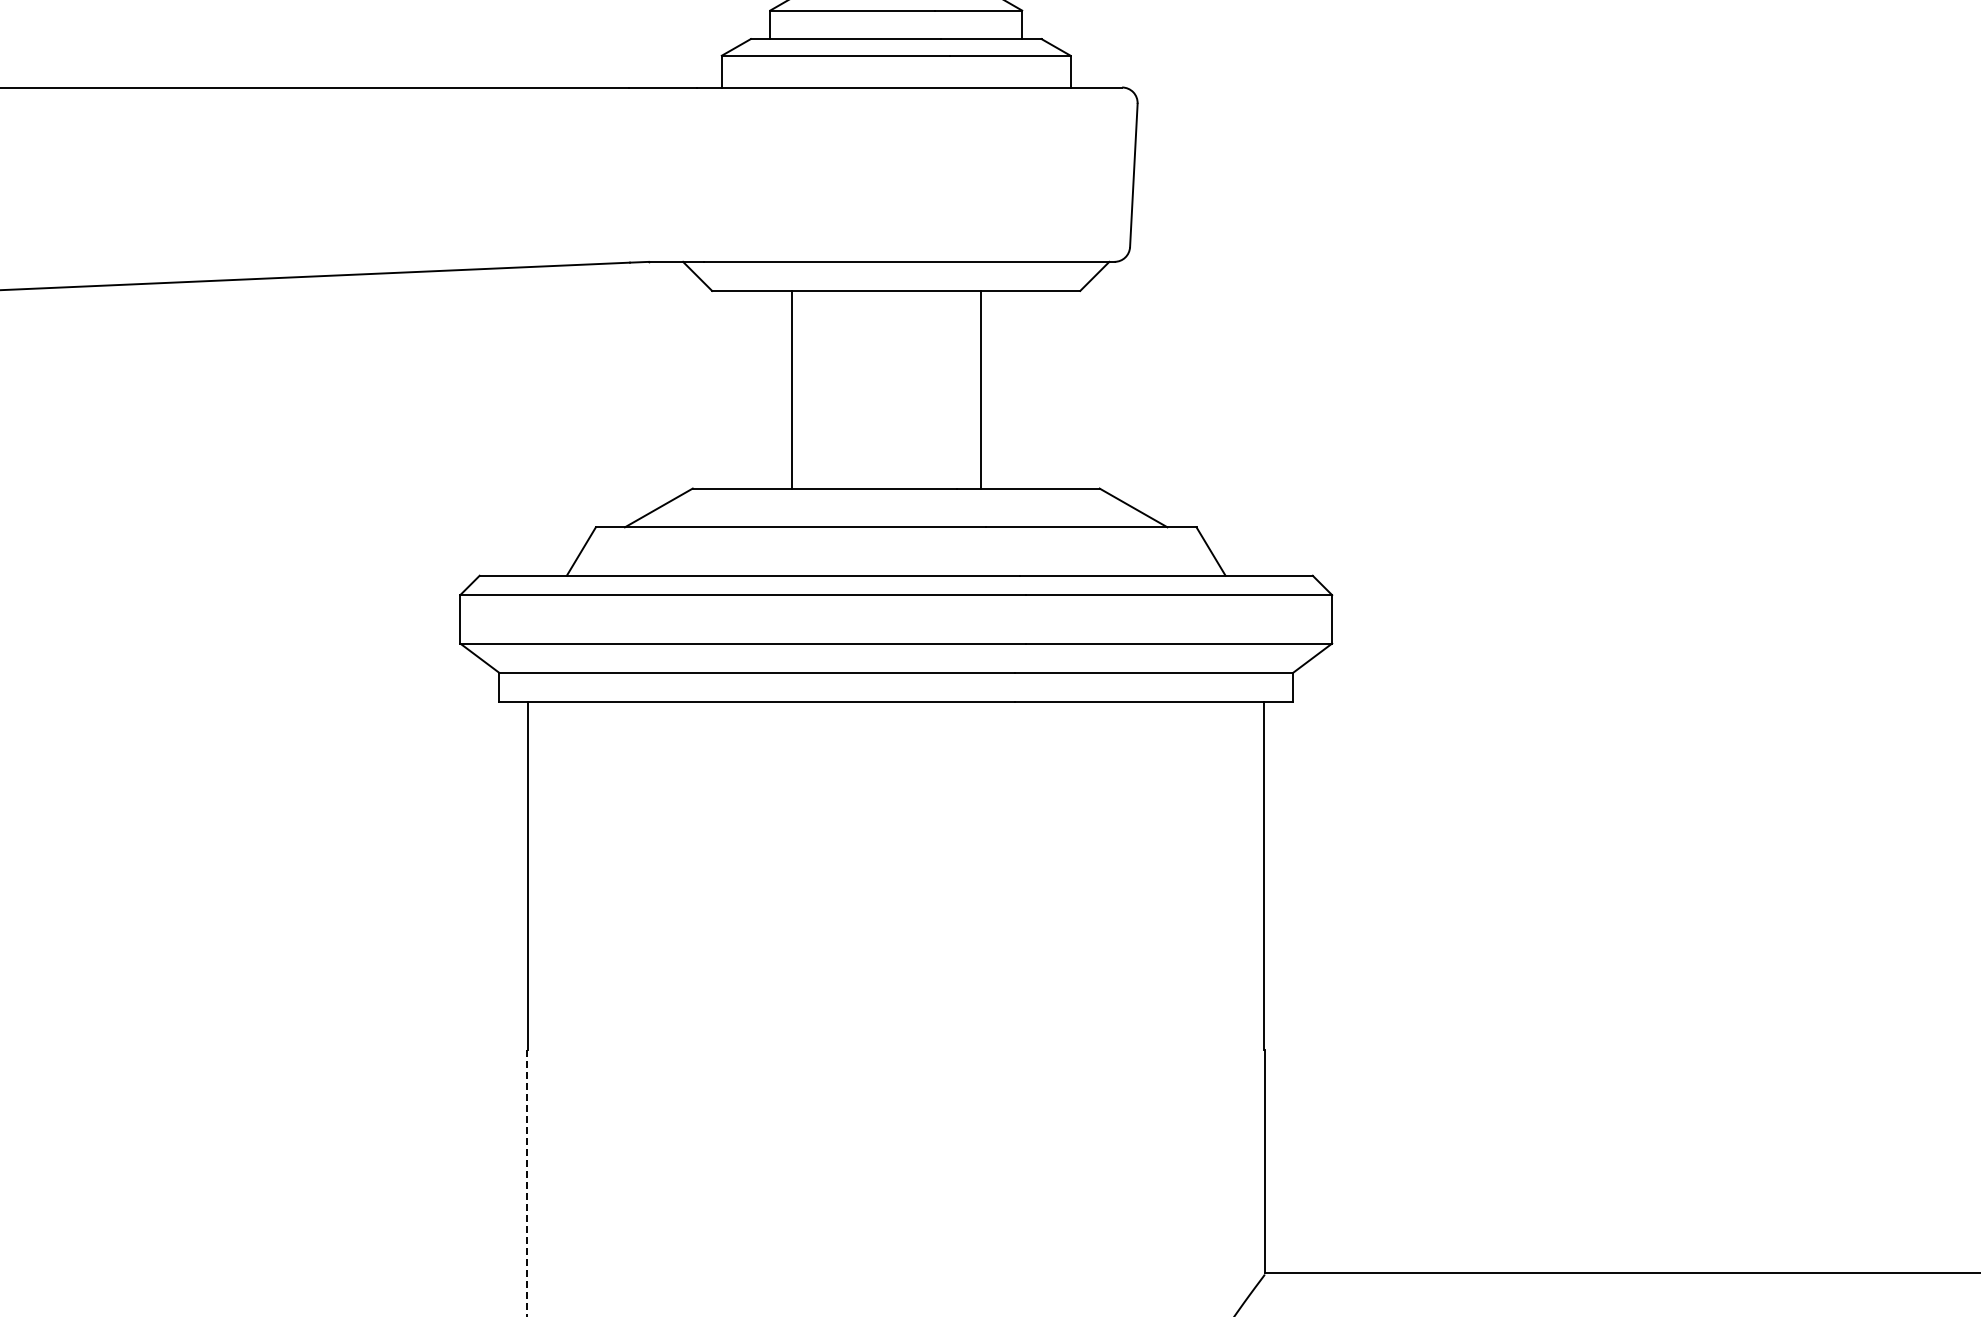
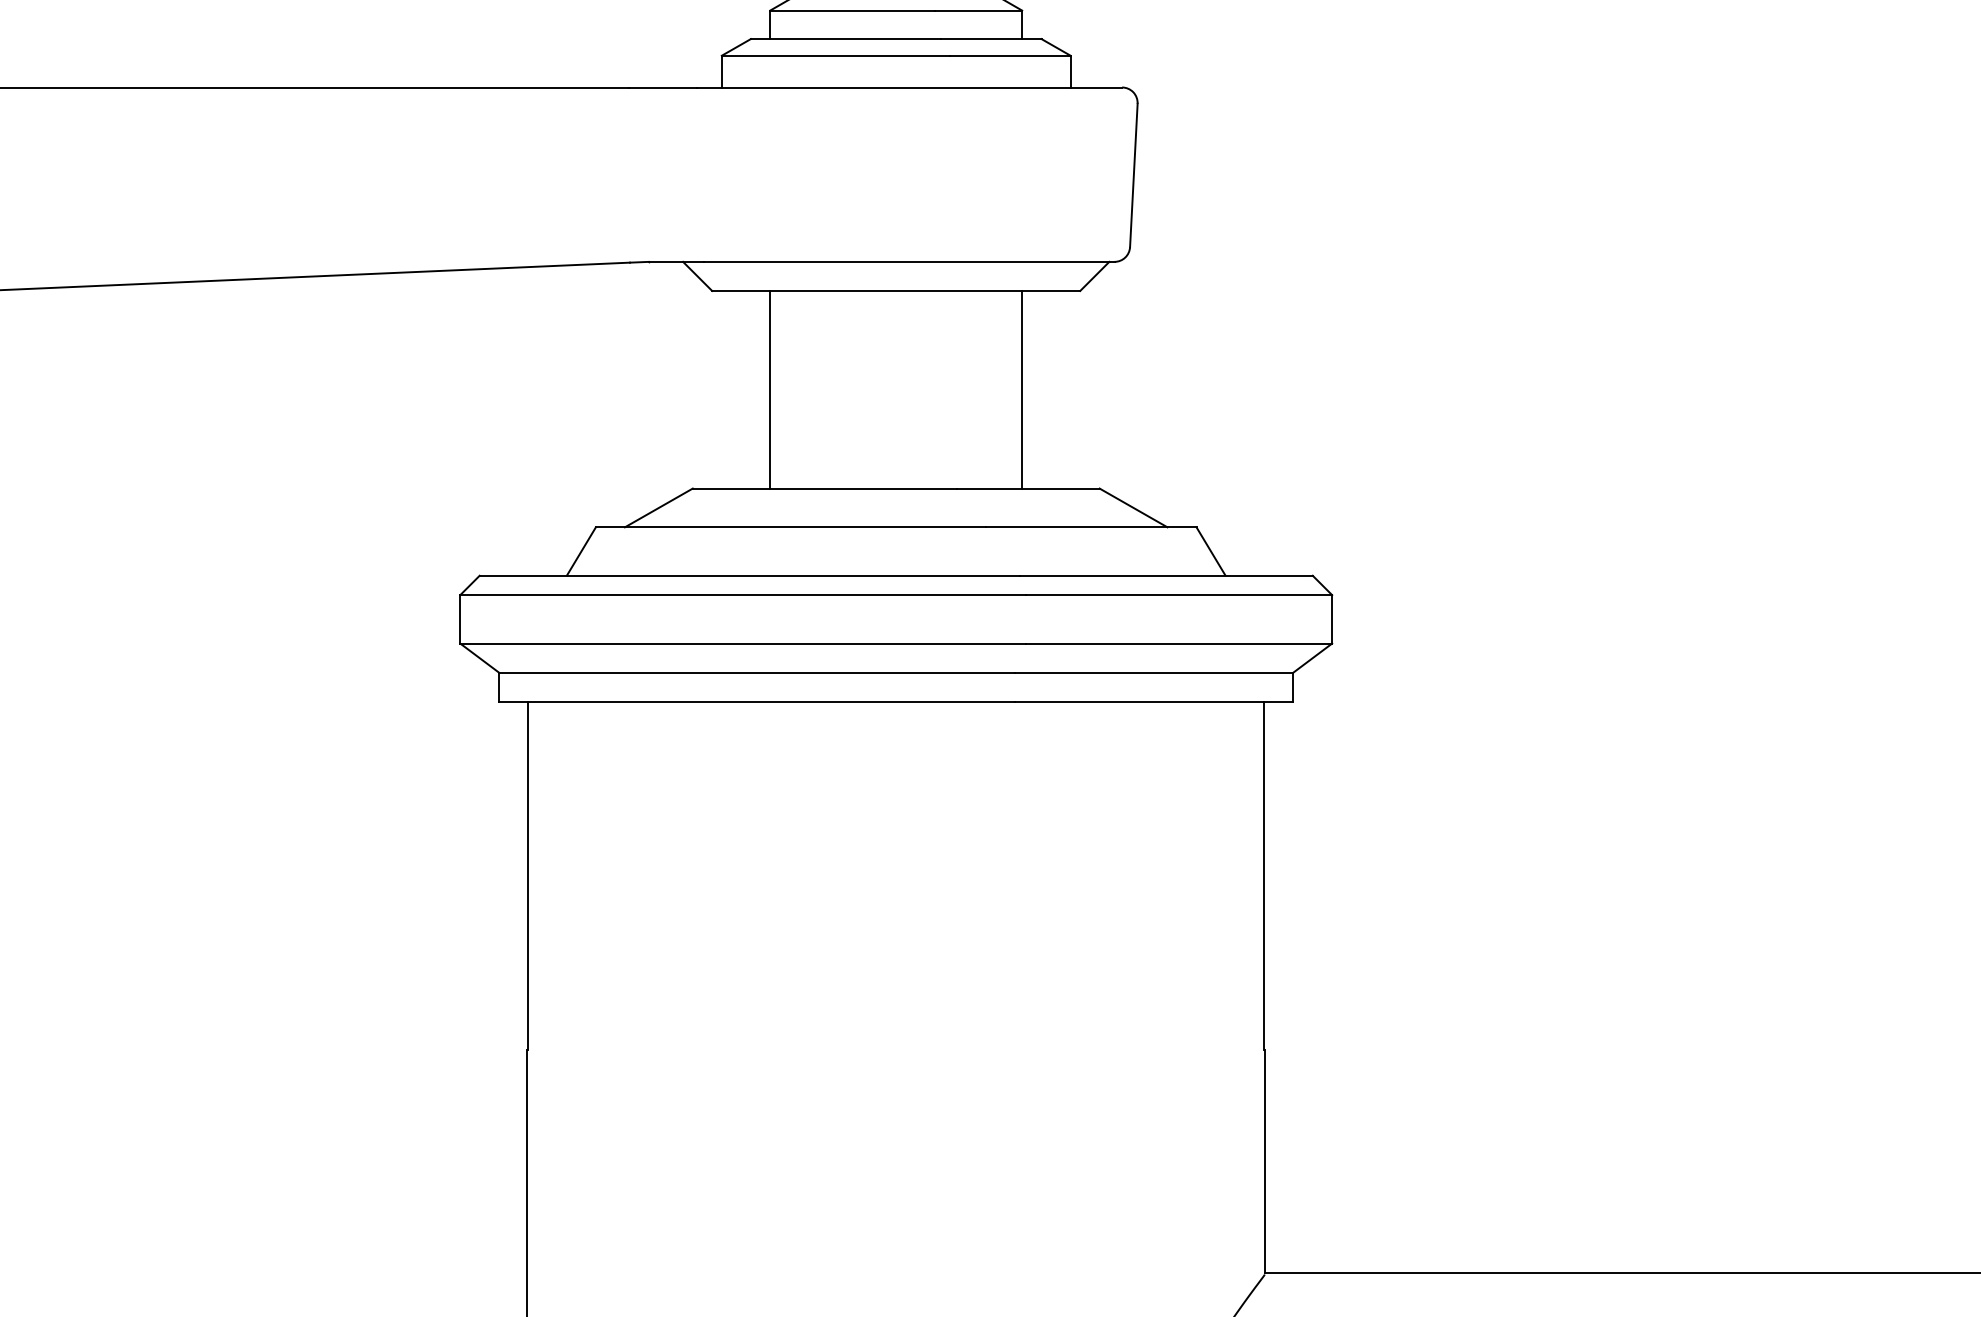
line position: (792, 389) -> (770, 389) (770, 389)
line position: (981, 389) -> (1022, 389) (1022, 389)
line: dashed -> solid (527, 1183)
